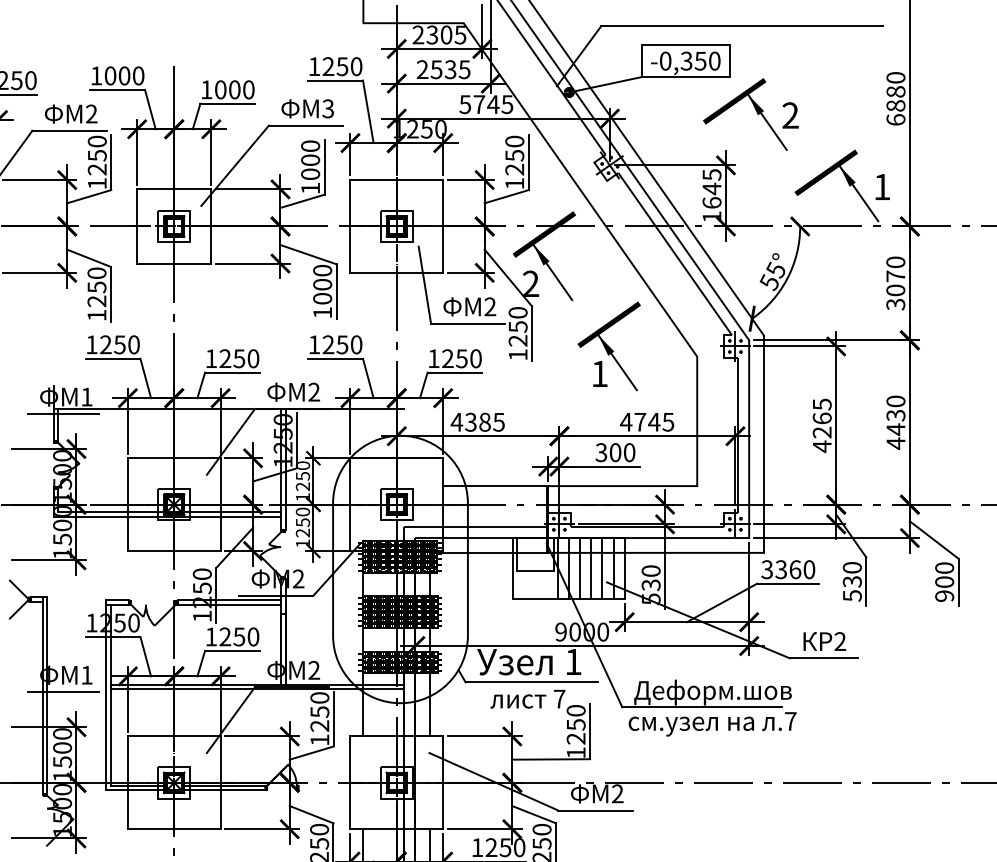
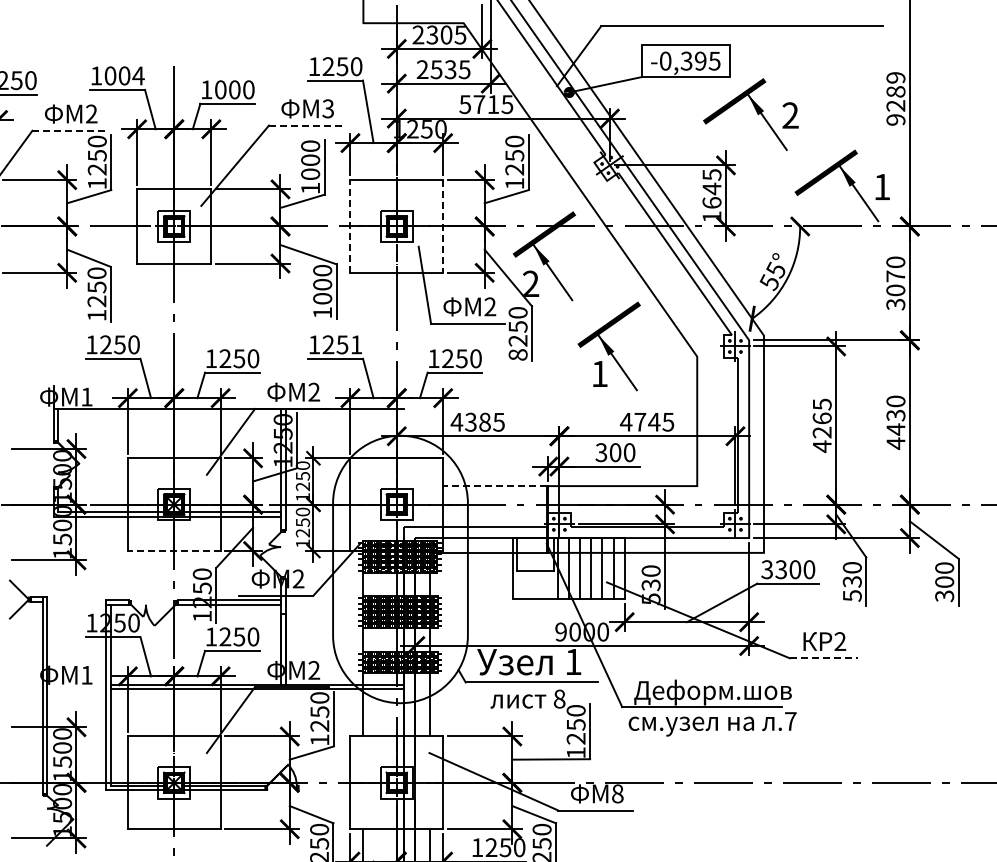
text: -0,350 -> -0,395 (707, 60)
text: 1000 -> 1004 (138, 75)
text: 6880 -> 9289 (895, 98)
text: 5745 -> 5715 (493, 104)
line: solid -> dashed (306, 125)
line: solid -> dashed (69, 130)
line: solid -> dashed (350, 225)
line: solid -> dashed (443, 226)
text: 1250 -> 1251 (356, 344)
text: 1250 -> 8250 (517, 354)
line: present -> none (62, 413)
line: solid -> dashed (494, 486)
line: solid -> dashed (173, 551)
text: 3360 -> 3300 (795, 569)
text: 900 -> 300 (944, 596)
line: solid -> dashed (824, 658)
line: present -> none (62, 691)
text: 7 -> 8 (559, 698)
text: 2 -> 8 (617, 793)
